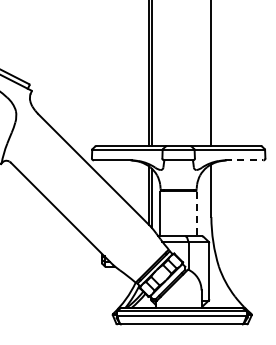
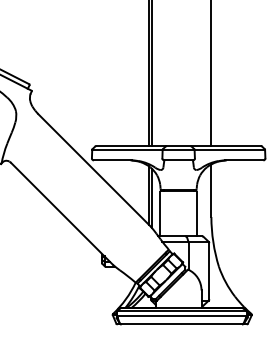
line: dashed -> solid (244, 160)
line: dashed -> solid (196, 214)
